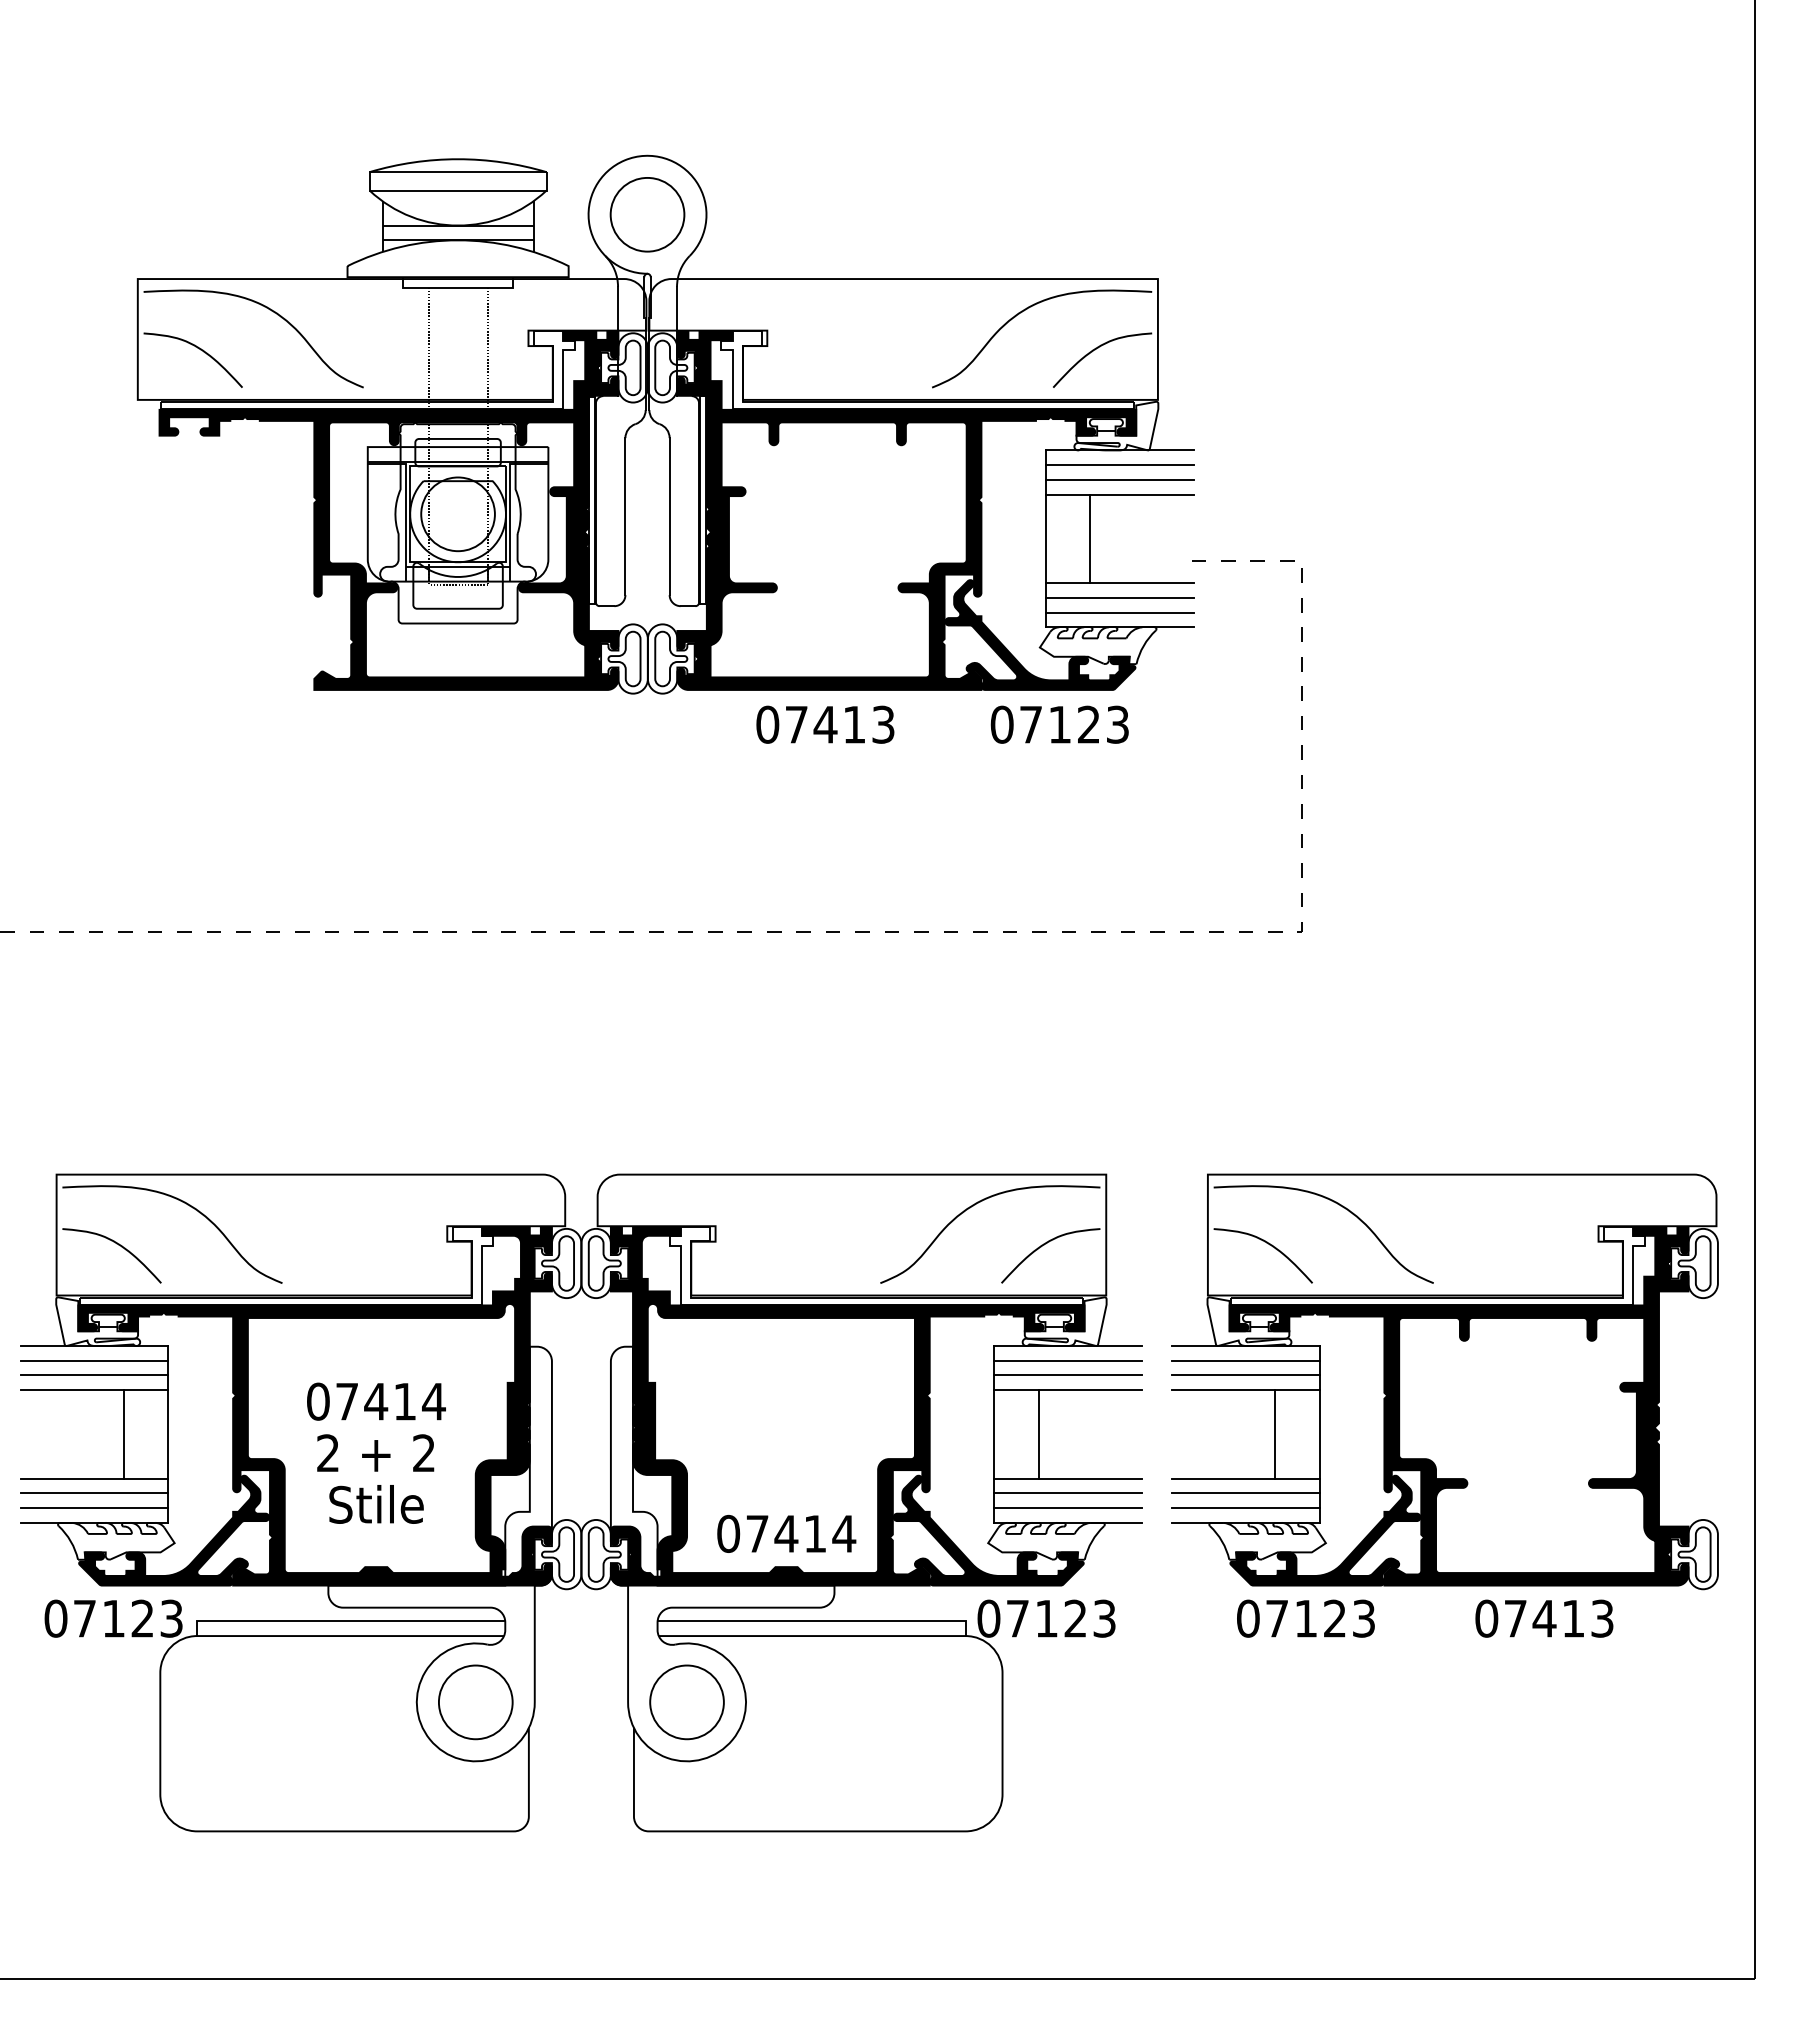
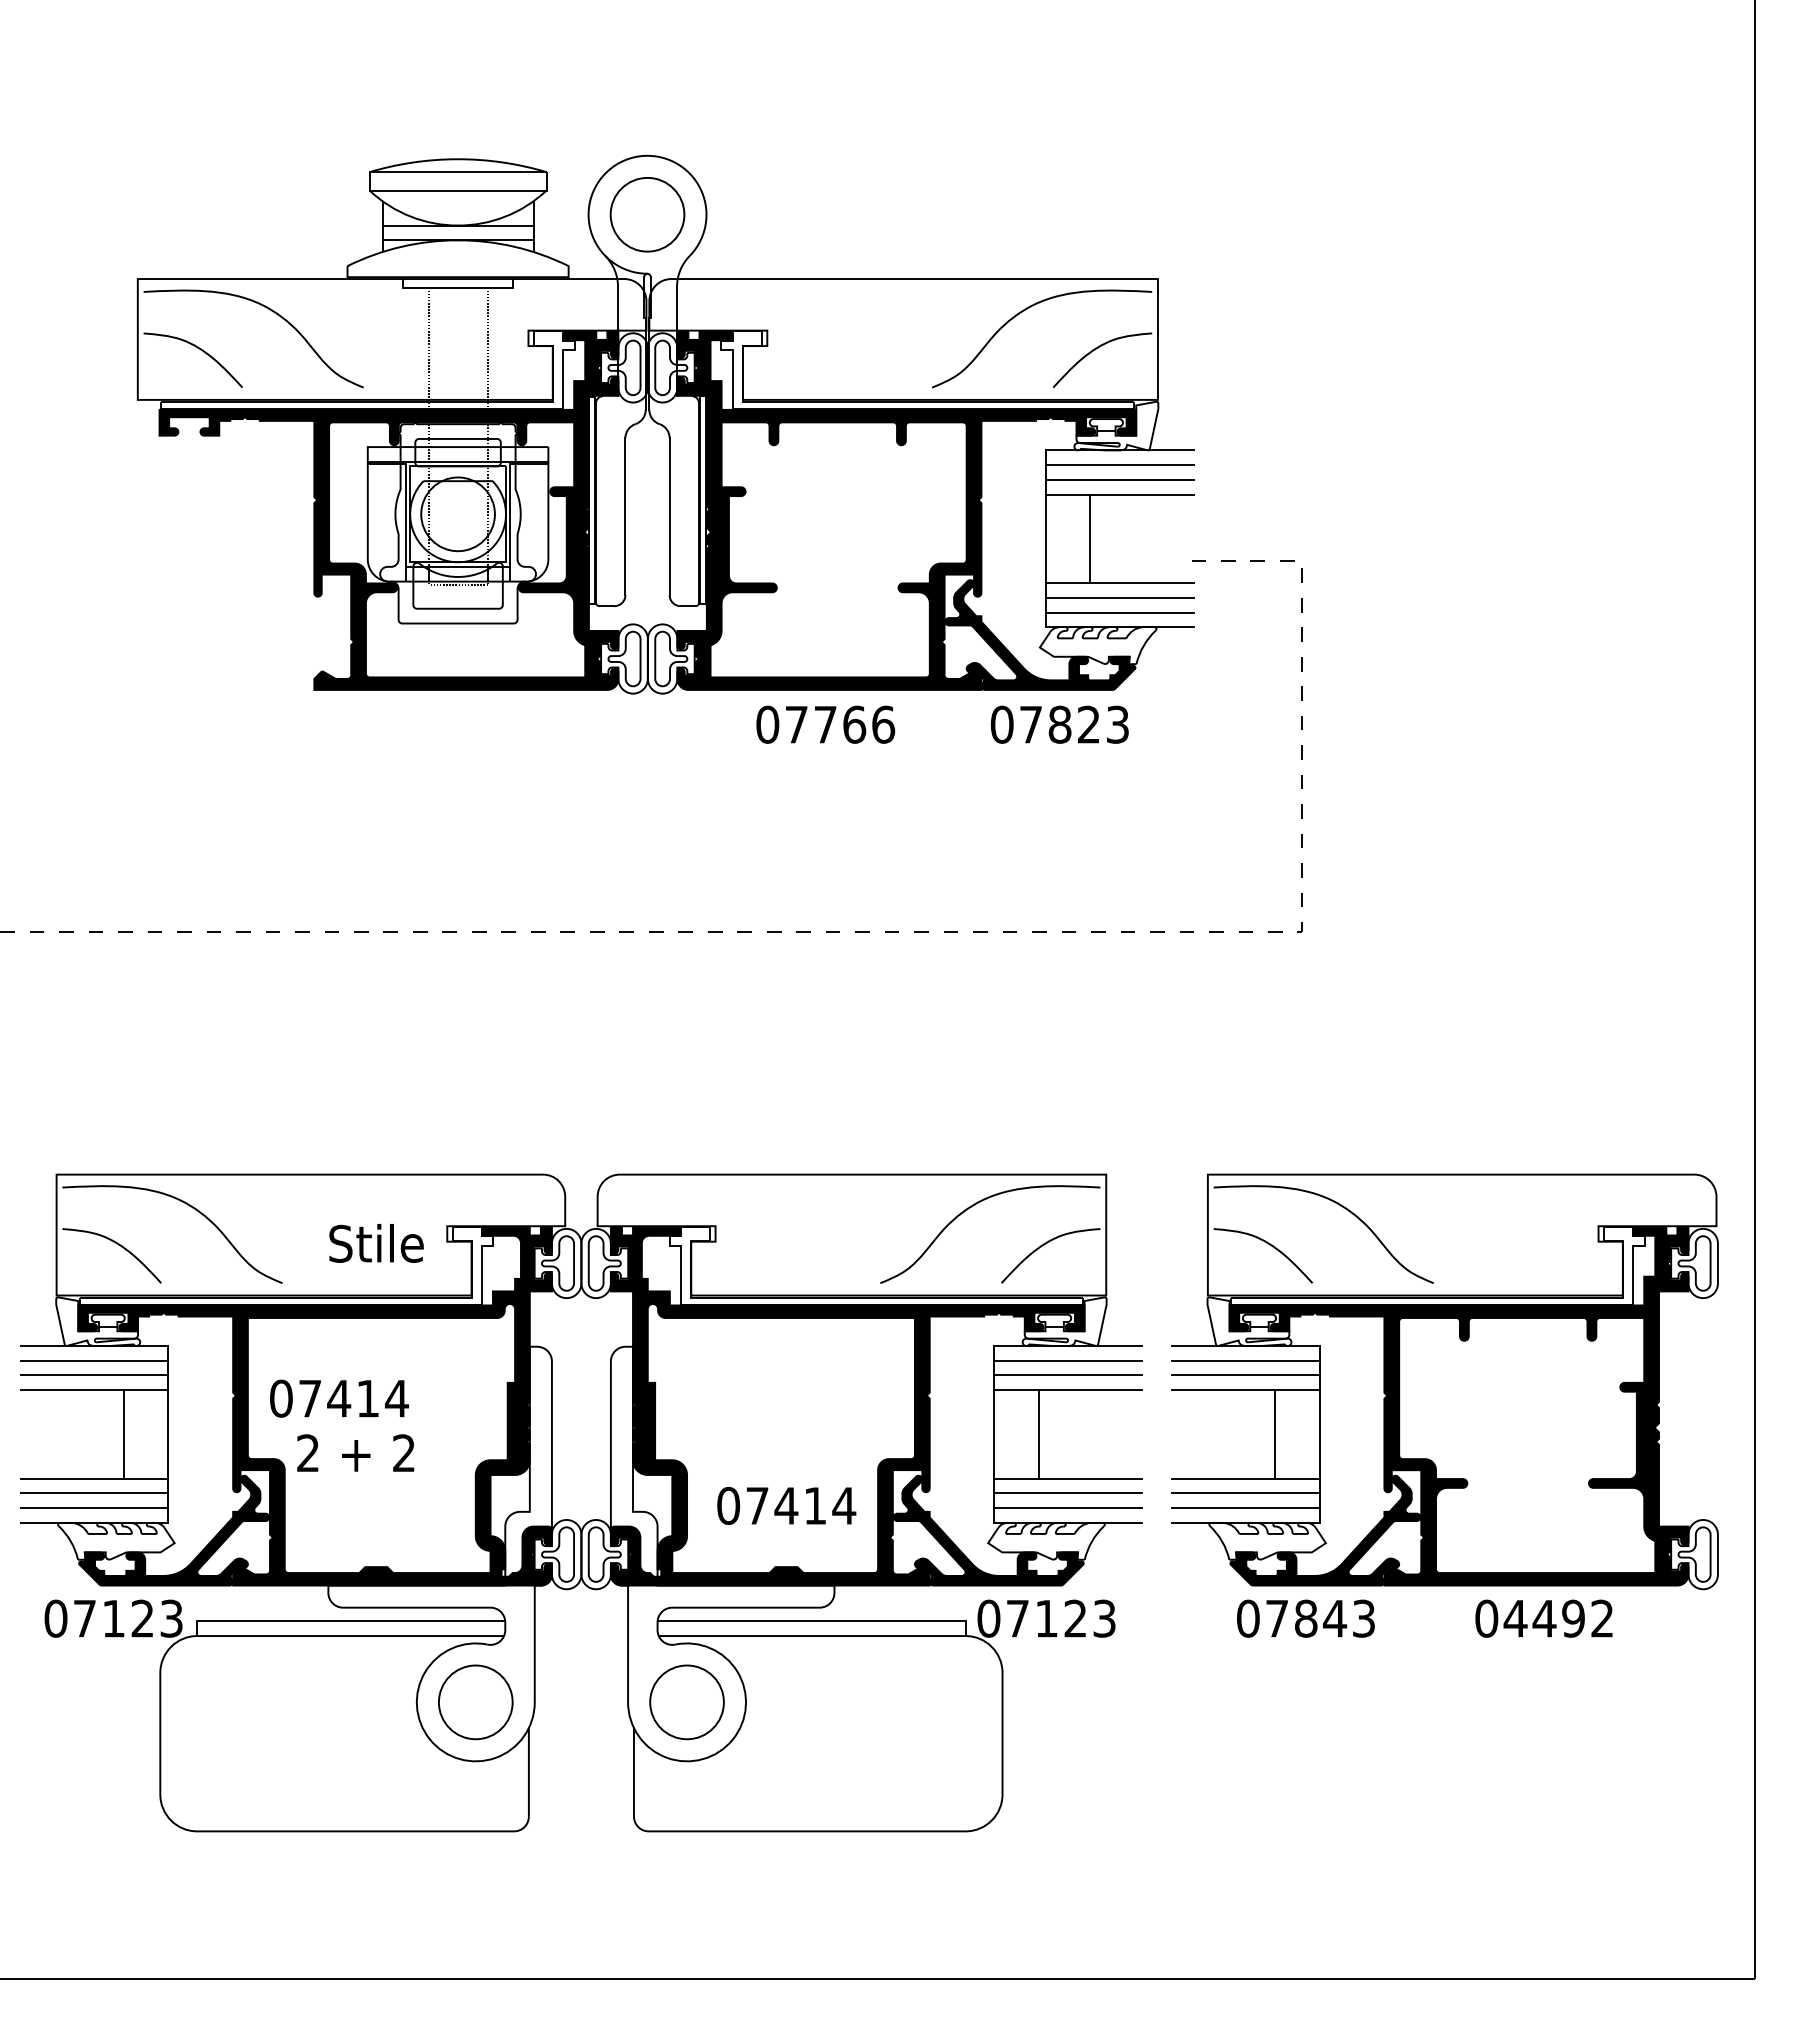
text: 07413 -> 07766 (854, 724)
text: 07123 -> 07823 (1059, 724)
text position: (376, 1401) -> (339, 1398) (339, 1398)
text position: (375, 1452) -> (355, 1452) (355, 1452)
text position: (376, 1504) -> (376, 1243) (376, 1243)
text position: (786, 1533) -> (786, 1505) (786, 1505)
text: 07123 -> 07843 (1321, 1618)
text: 07413 -> 04492 (1558, 1618)
